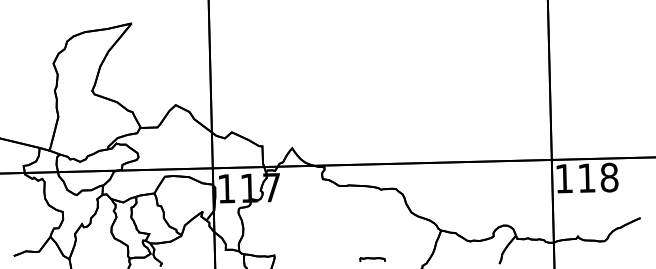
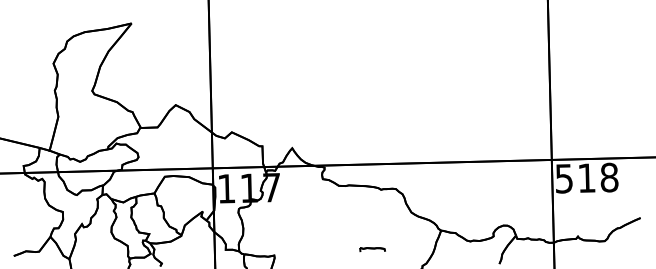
text: 118 -> 518 (564, 178)
line position: (372, 259) -> (372, 249) (372, 249)
